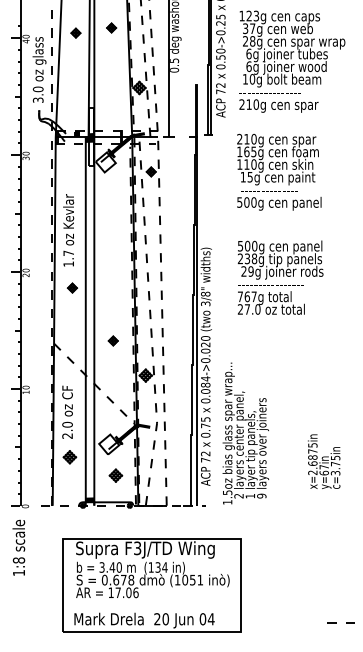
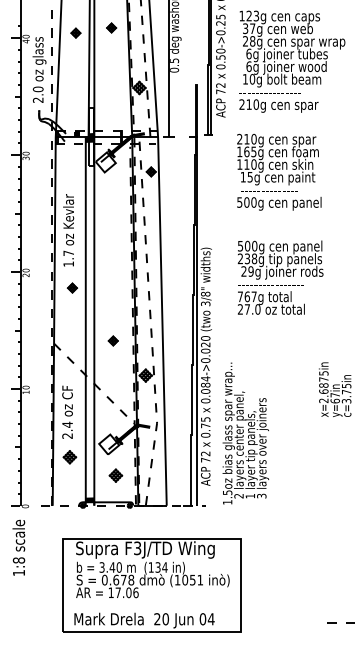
text: 3.0 -> 2.0 (38, 99)
line: dashed -> solid (160, 252)
text: 2.0 -> 2.4 (67, 424)
text position: (324, 461) -> (335, 389) (335, 389)
text: 9 -> 3 (261, 495)
